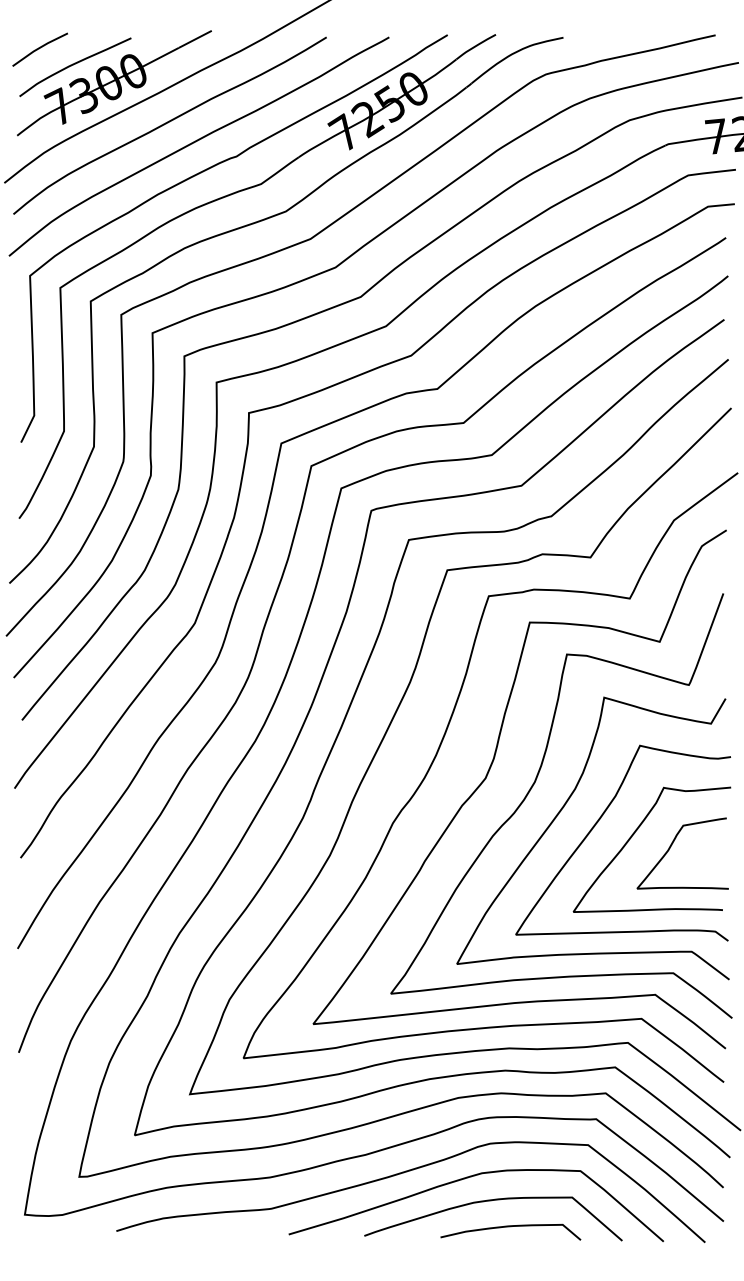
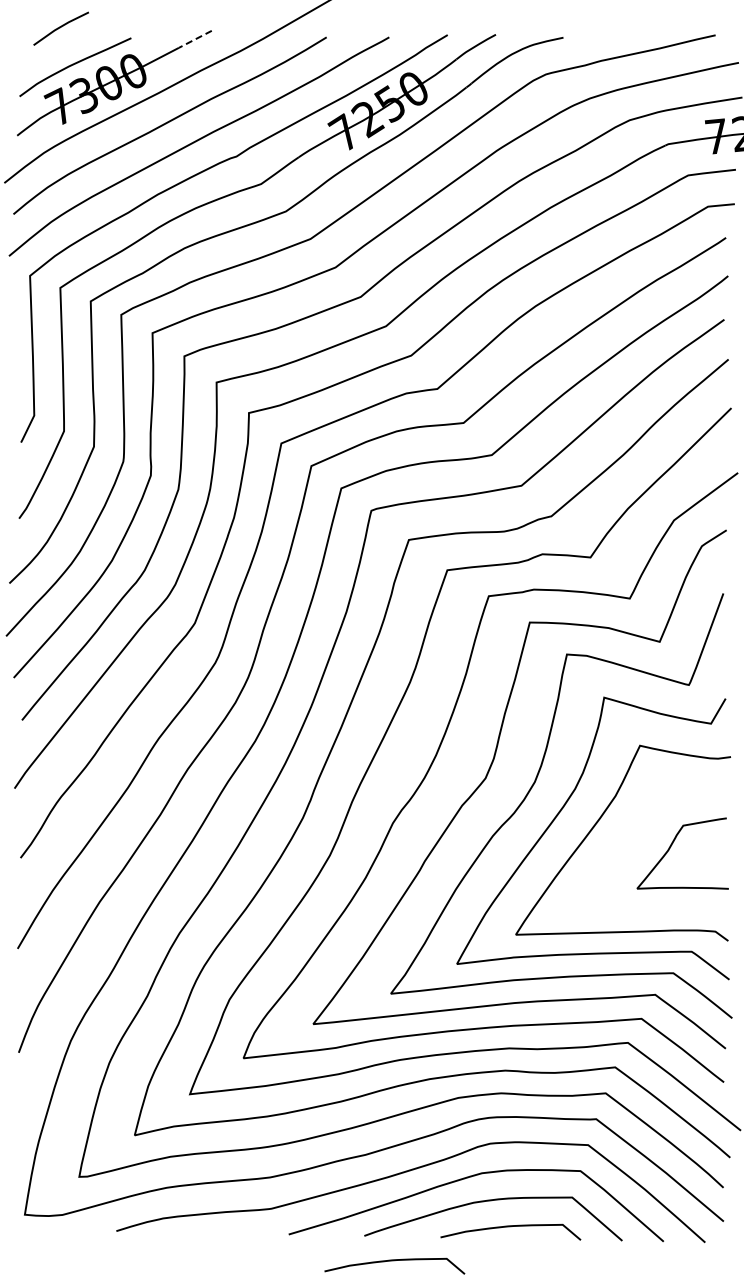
line: solid -> dashed (195, 39)
curve position: (39, 49) -> (60, 28) (60, 28)
curve: present -> none (635, 833)
curve: none -> present (394, 1261)
